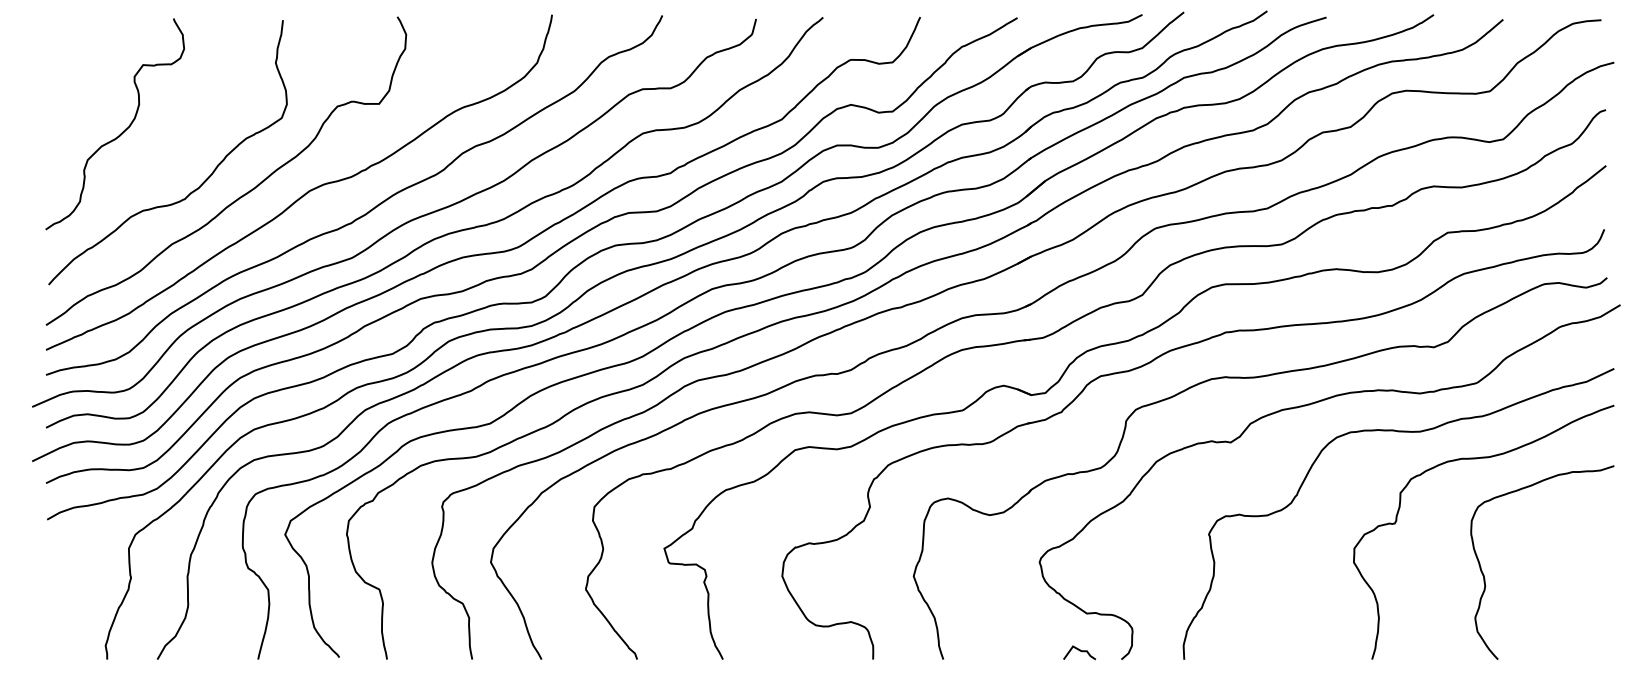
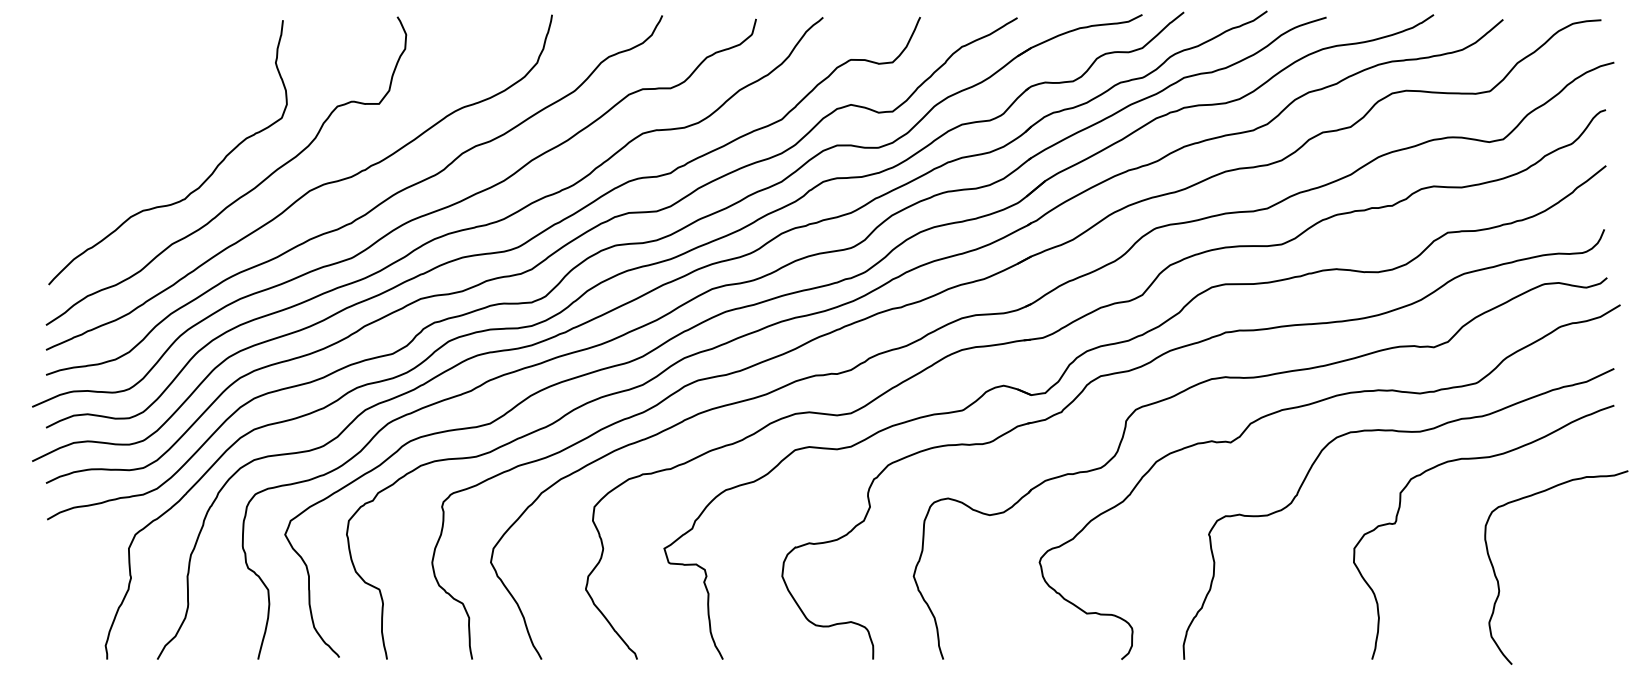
curve: present -> none (122, 131)
curve position: (1485, 578) -> (1499, 583) (1499, 583)
curve: present -> none (1079, 651)
